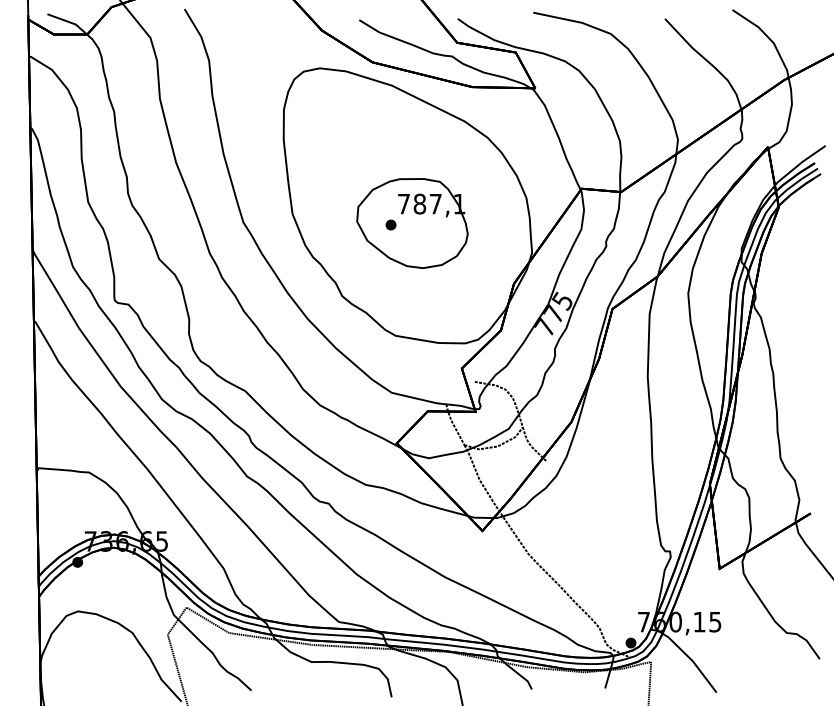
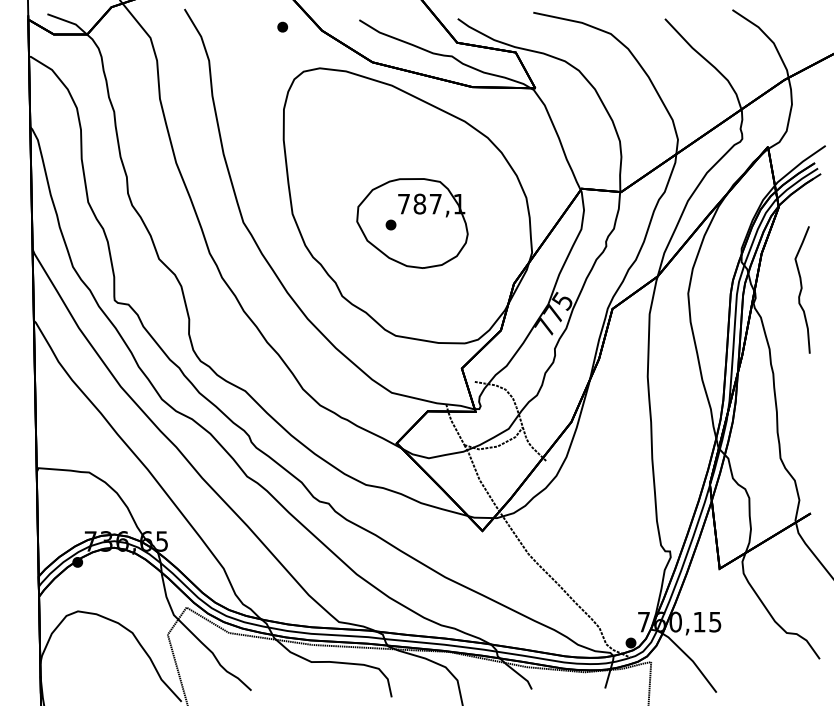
part: none -> present (282, 26)
curve: none -> present (802, 289)
